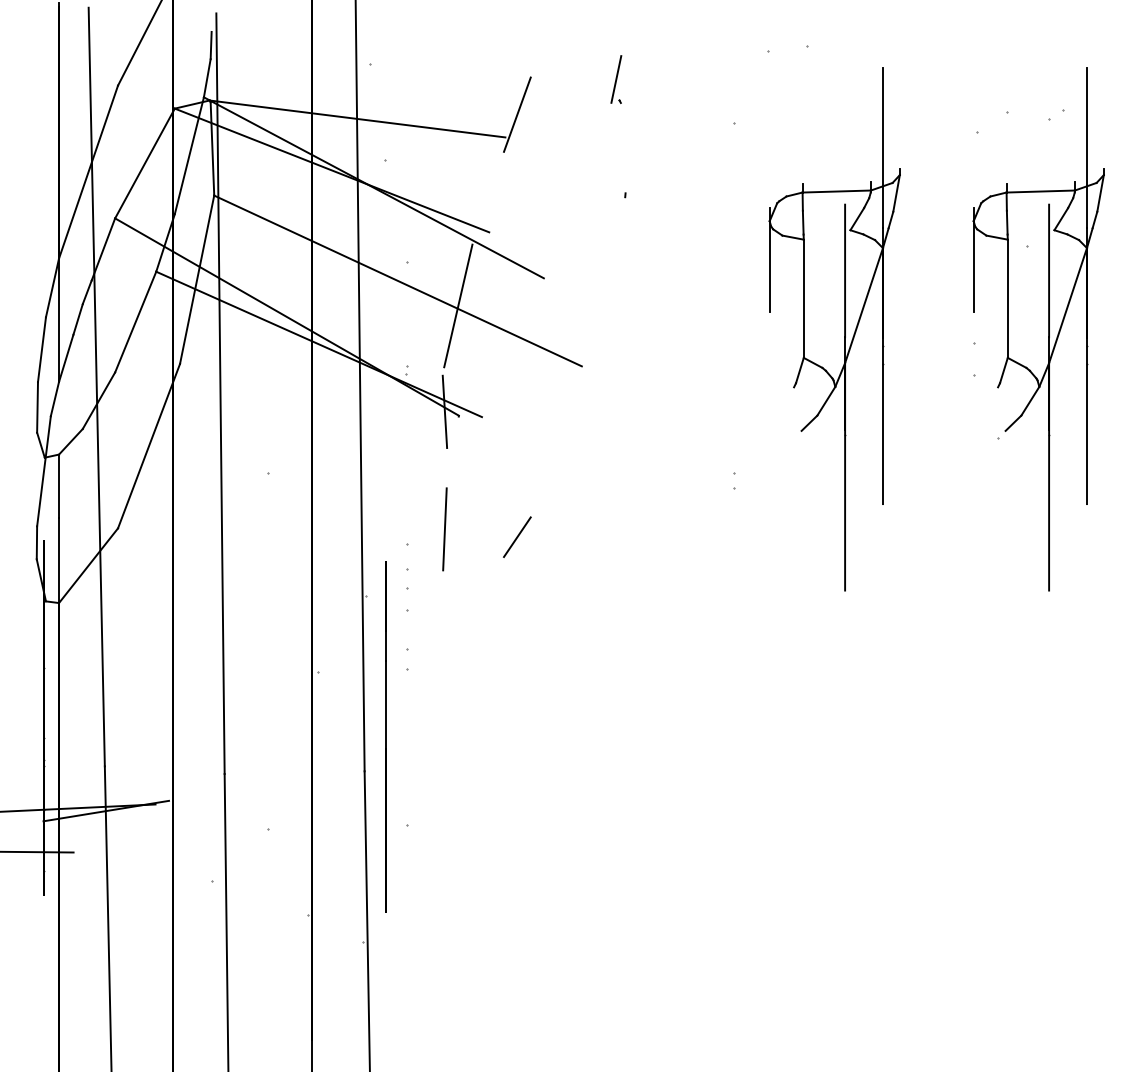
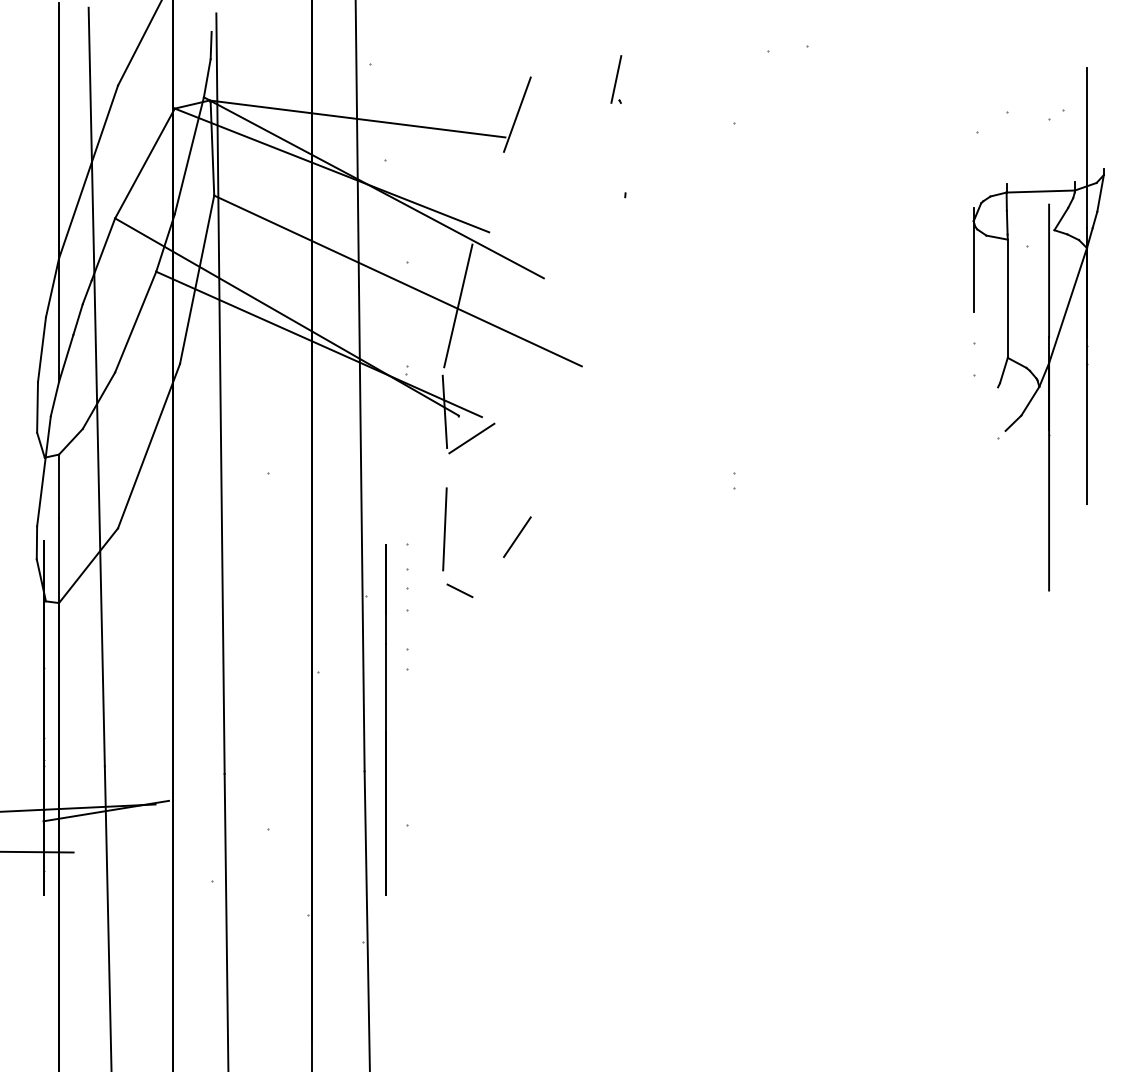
part: present -> none (834, 329)
line: none -> present (471, 438)
line: none -> present (459, 590)
line position: (385, 736) -> (385, 719) (385, 719)
